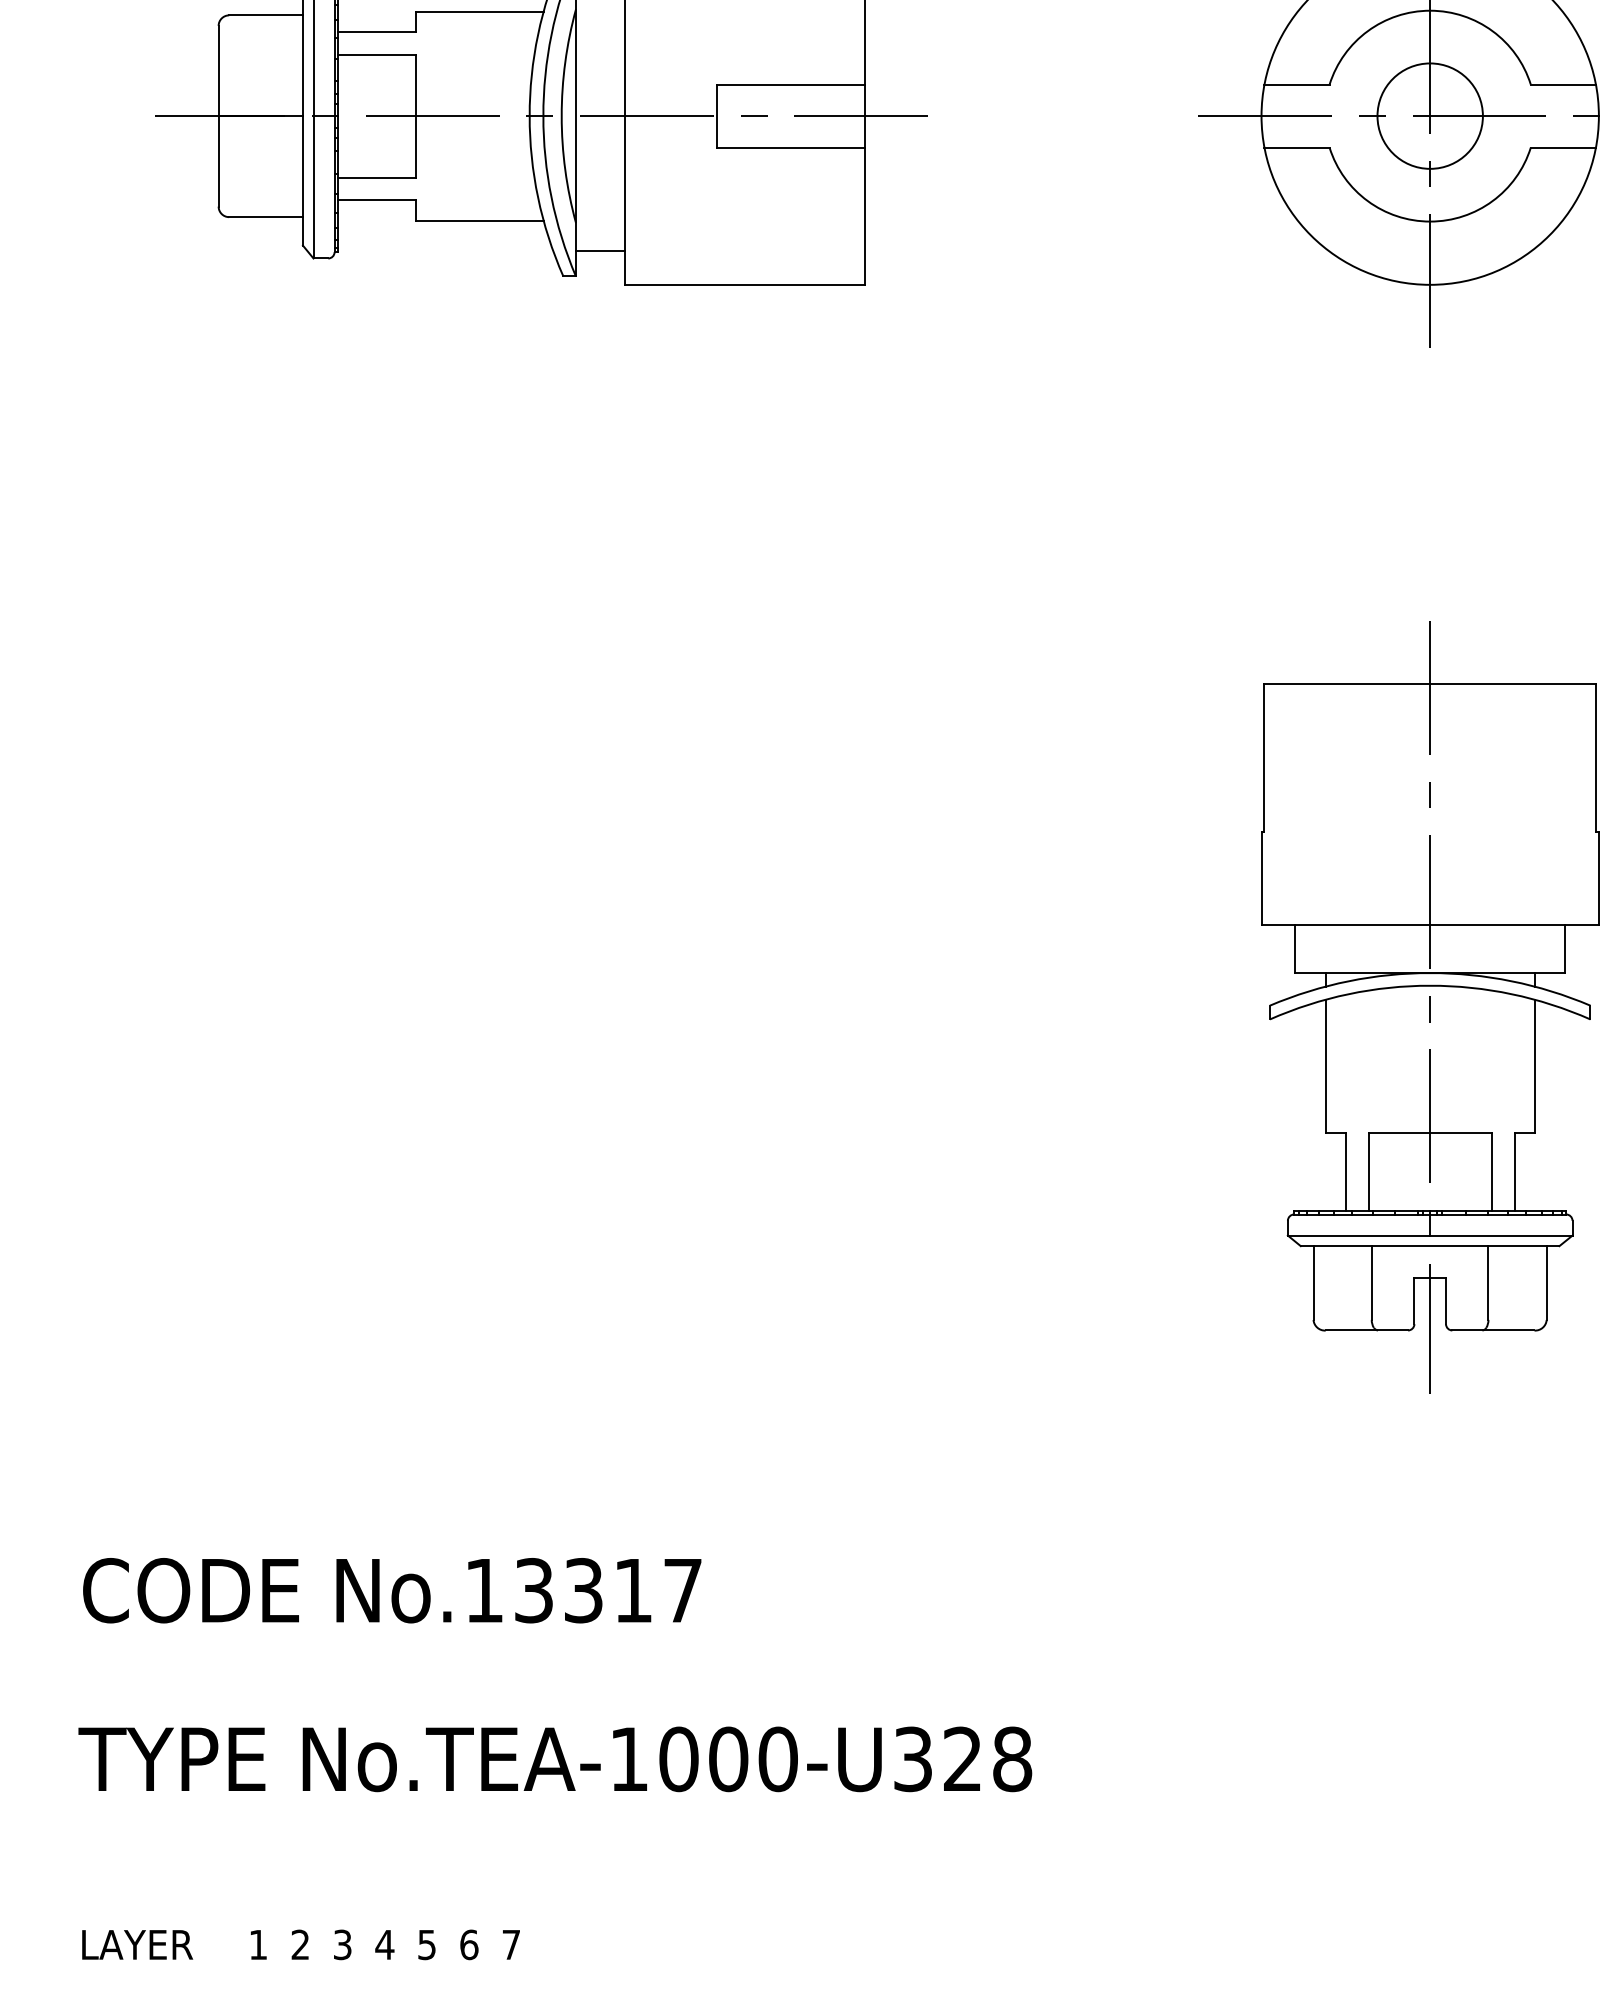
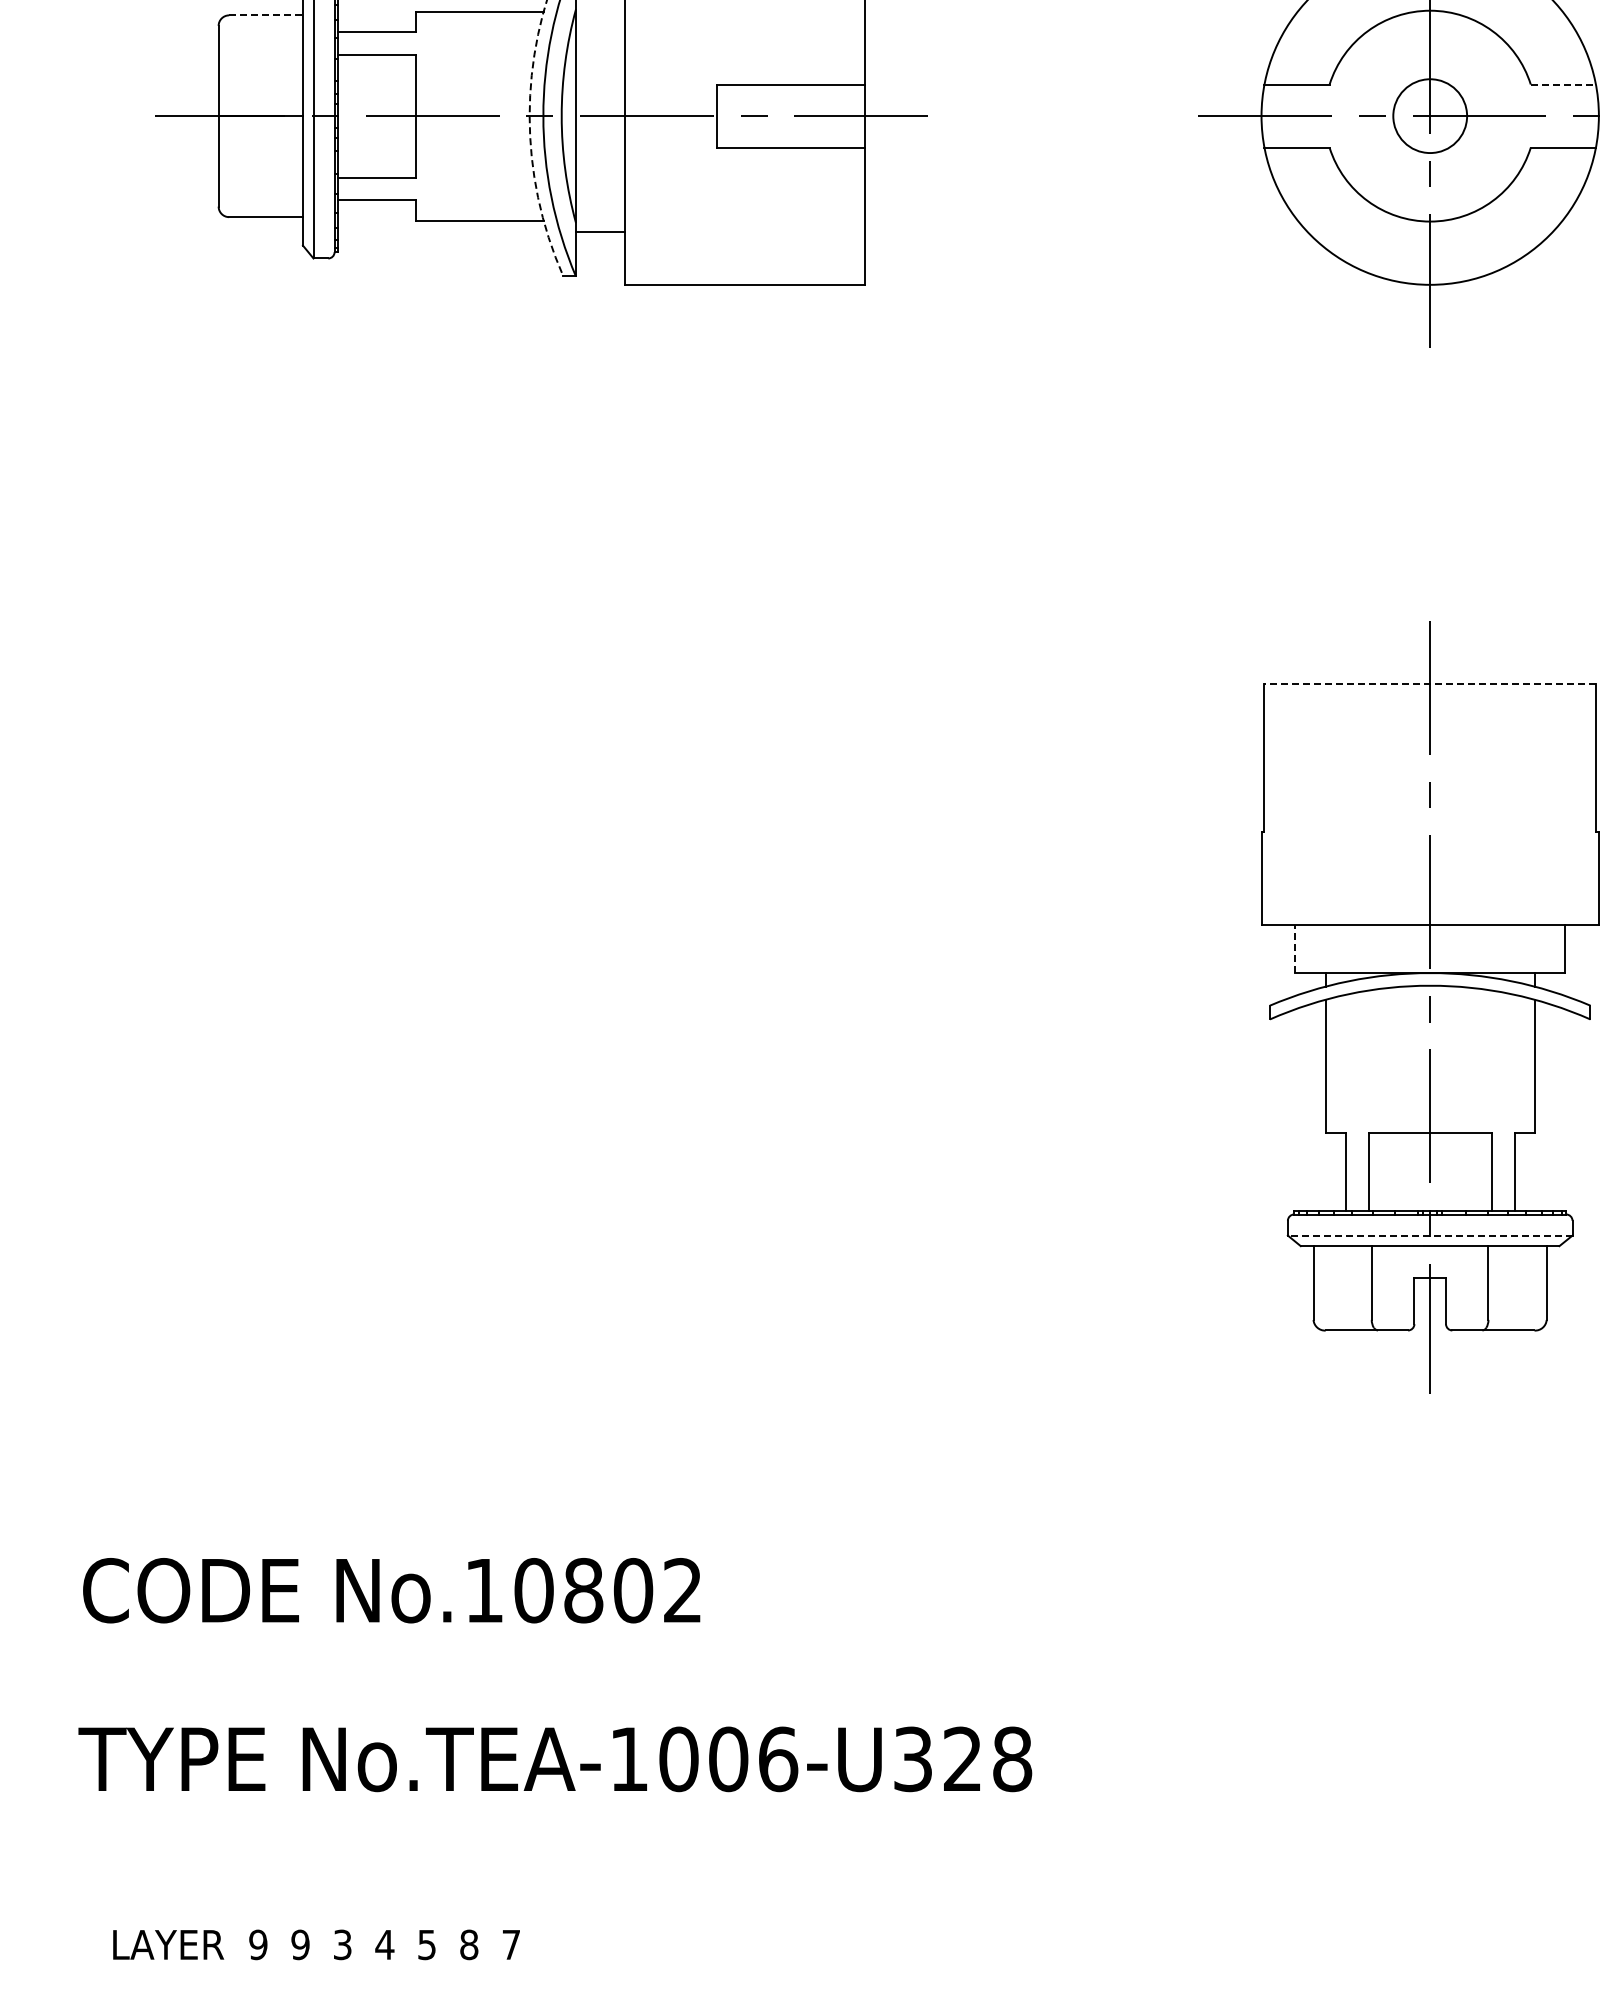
line: solid -> dashed (266, 15)
line: solid -> dashed (1563, 84)
circle diameter: 105 px -> 74 px (1430, 116)
arc: solid -> dashed (530, 139)
line position: (600, 251) -> (600, 232) (600, 232)
line: solid -> dashed (1430, 684)
line: solid -> dashed (1295, 948)
line: solid -> dashed (1429, 1235)
text: No.13317 -> No.10802 (607, 1590)
text: No.TEA-1000-U328 -> No.TEA-1006-U328 (778, 1758)
text position: (137, 1944) -> (168, 1944) (168, 1944)
text: 1 -> 9 (258, 1944)
text: 2 -> 9 (300, 1944)
text: 6 -> 8 (469, 1944)
